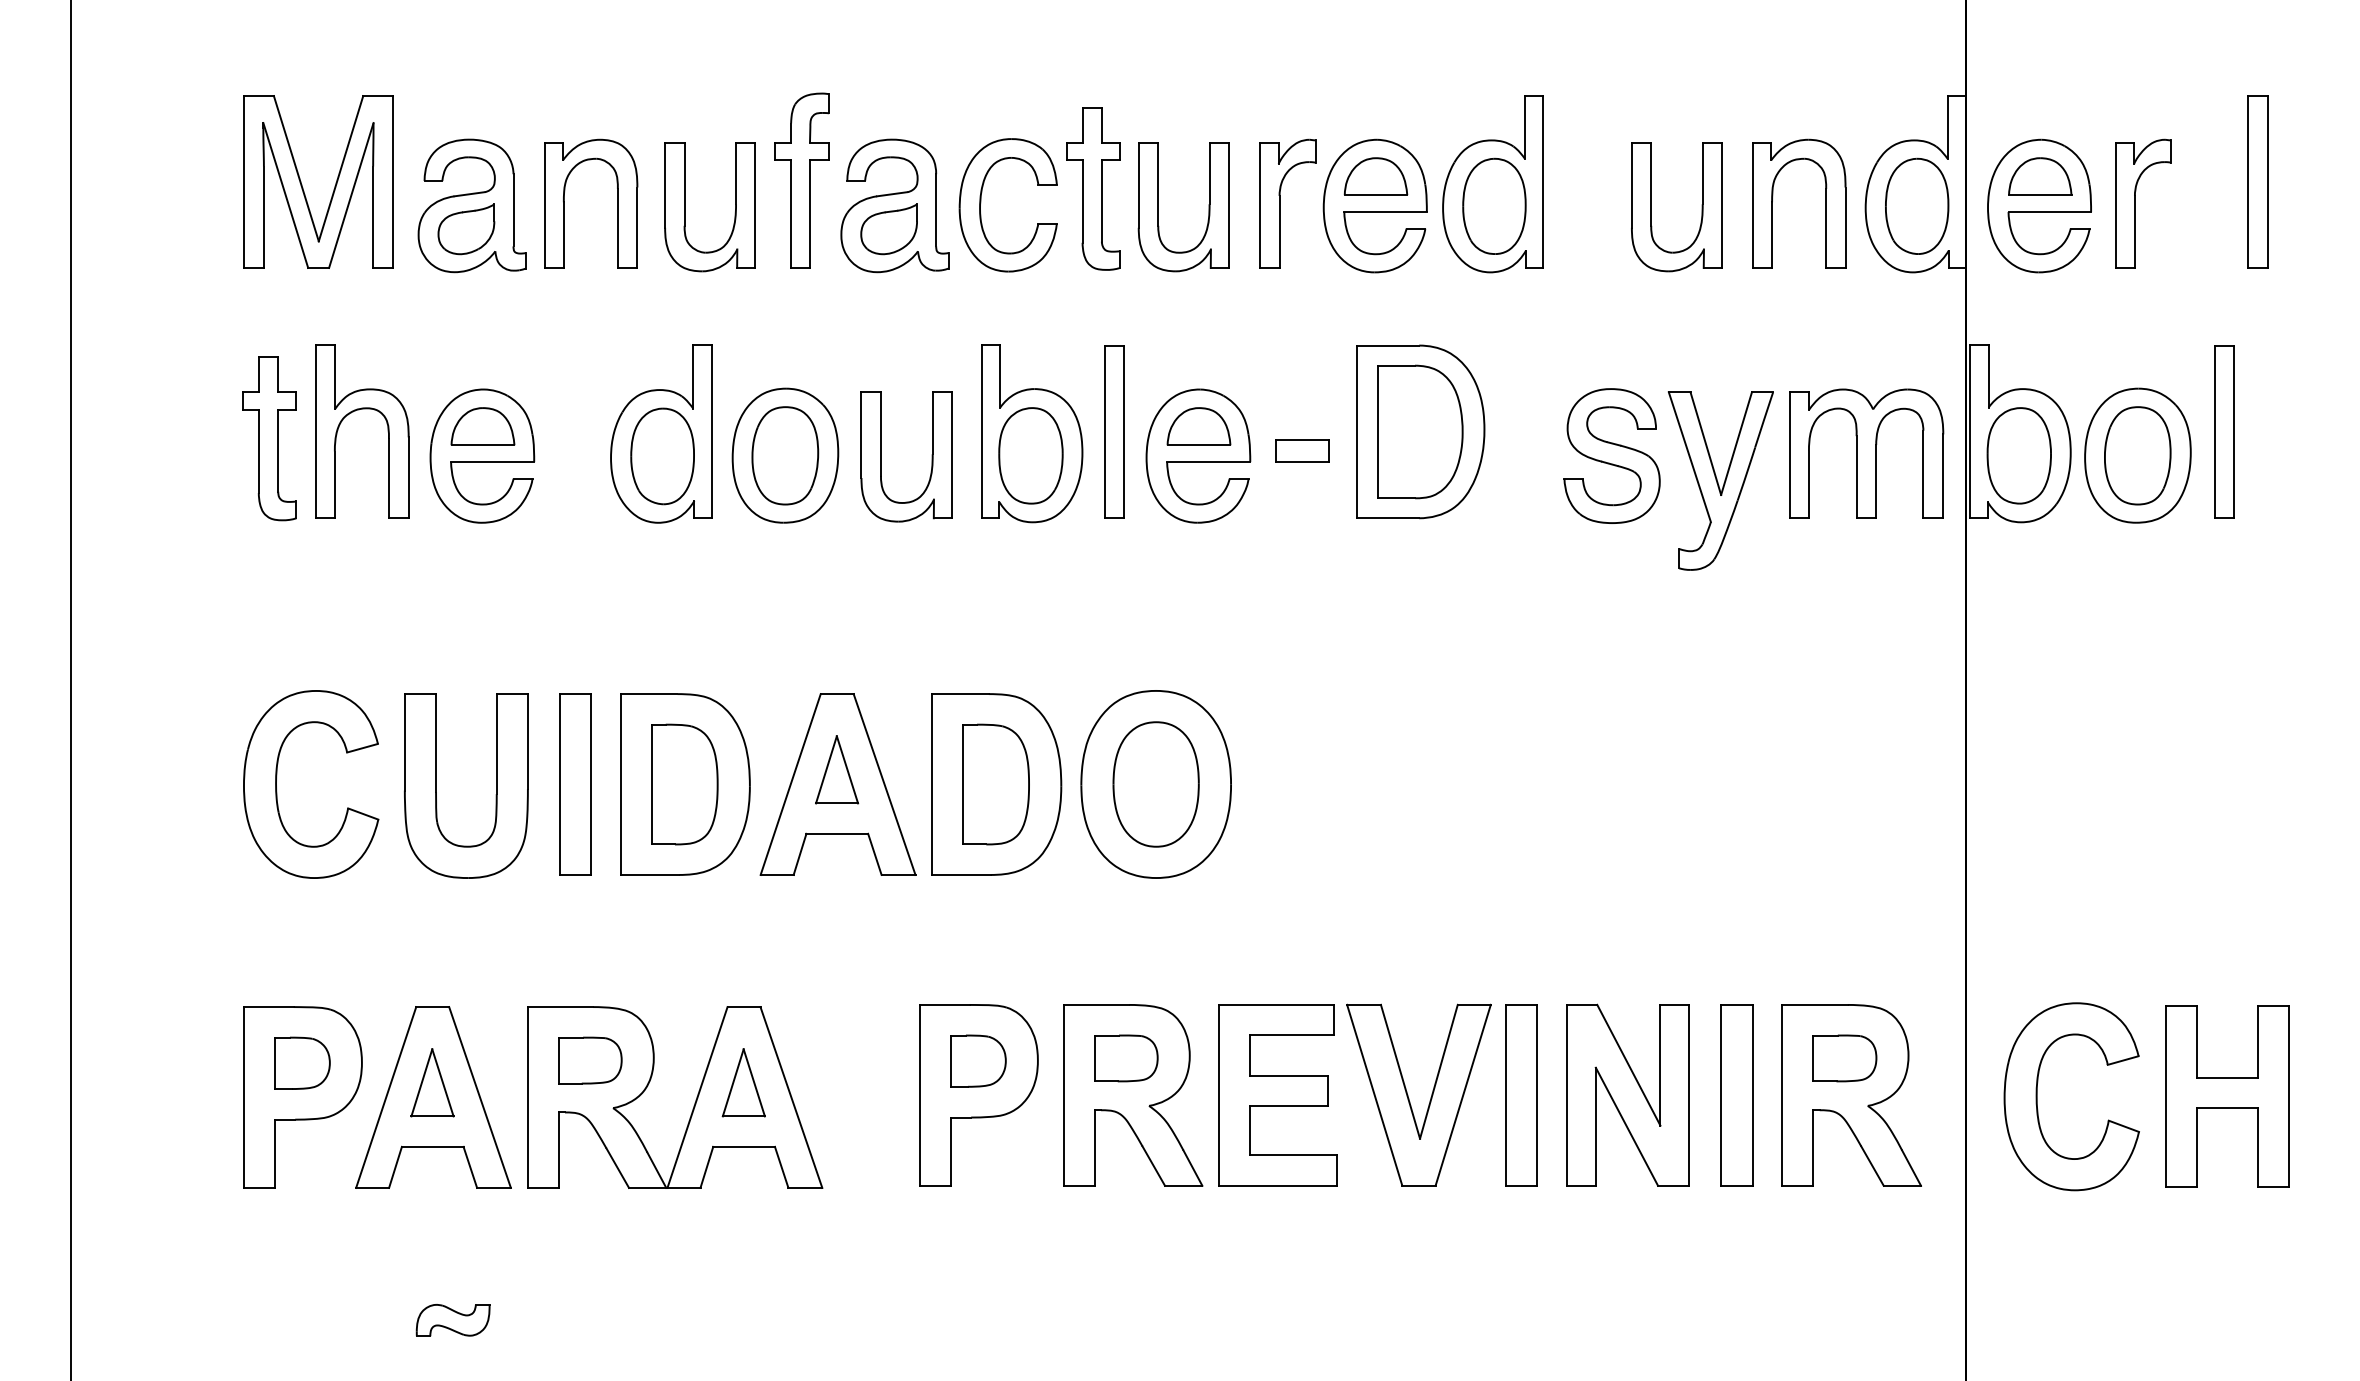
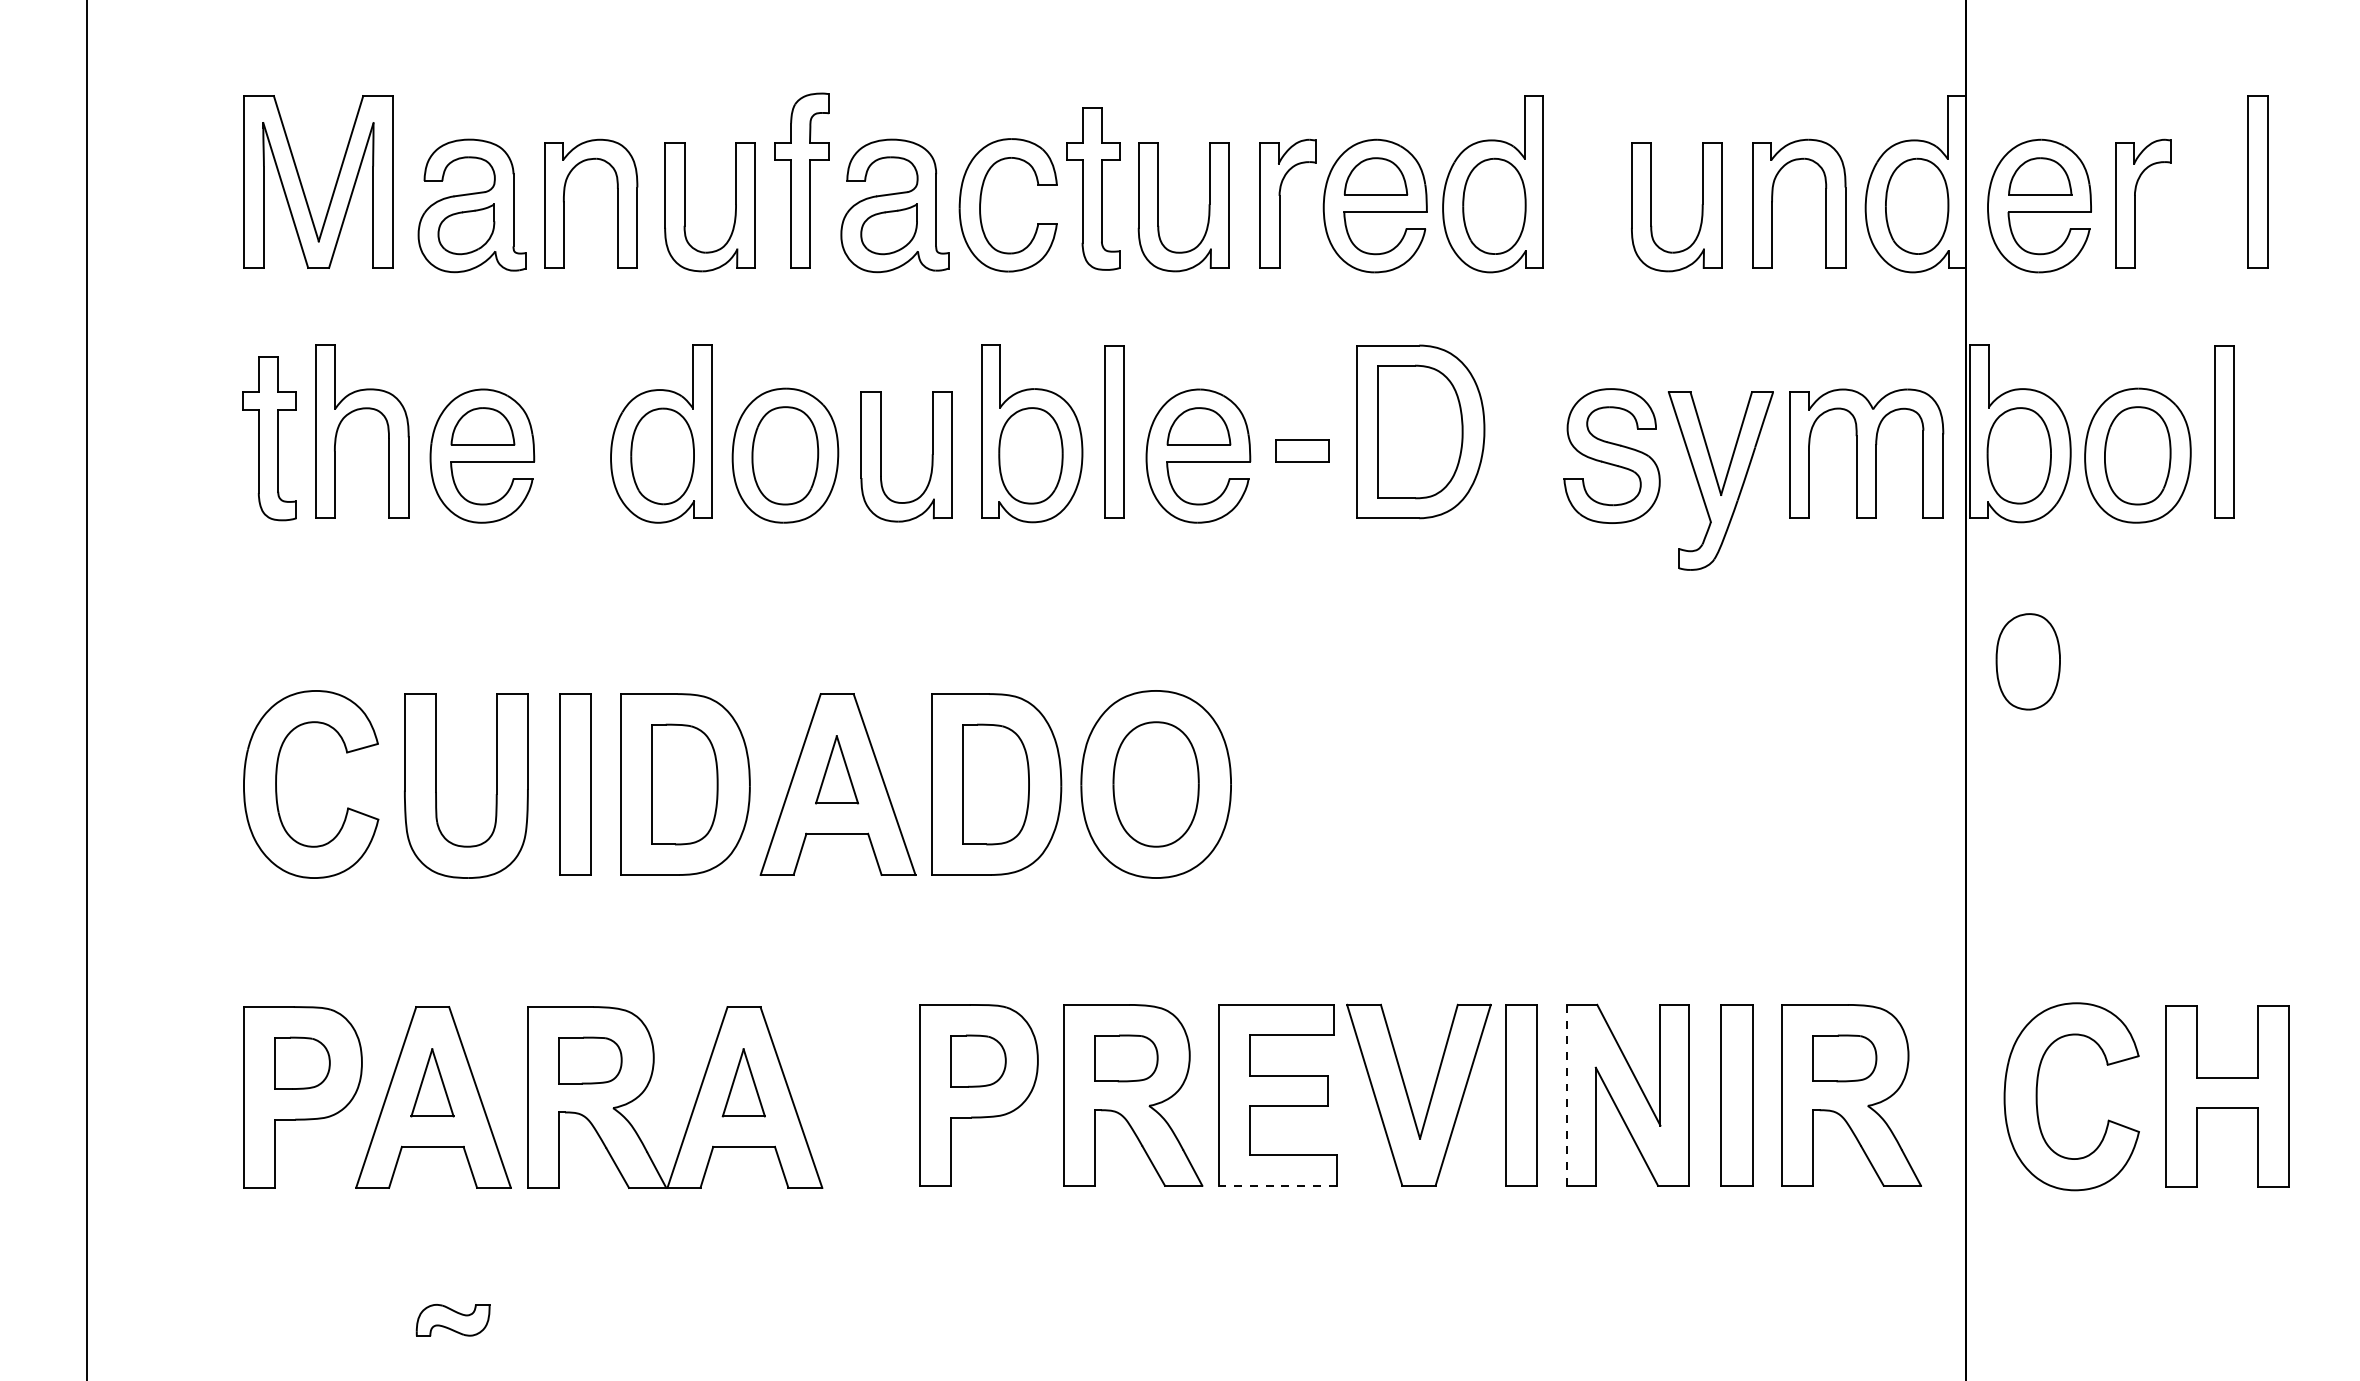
part: none -> present (2027, 661)
line position: (70, 689) -> (86, 689) (86, 689)
line: solid -> dashed (1566, 1094)
line: solid -> dashed (1277, 1185)
